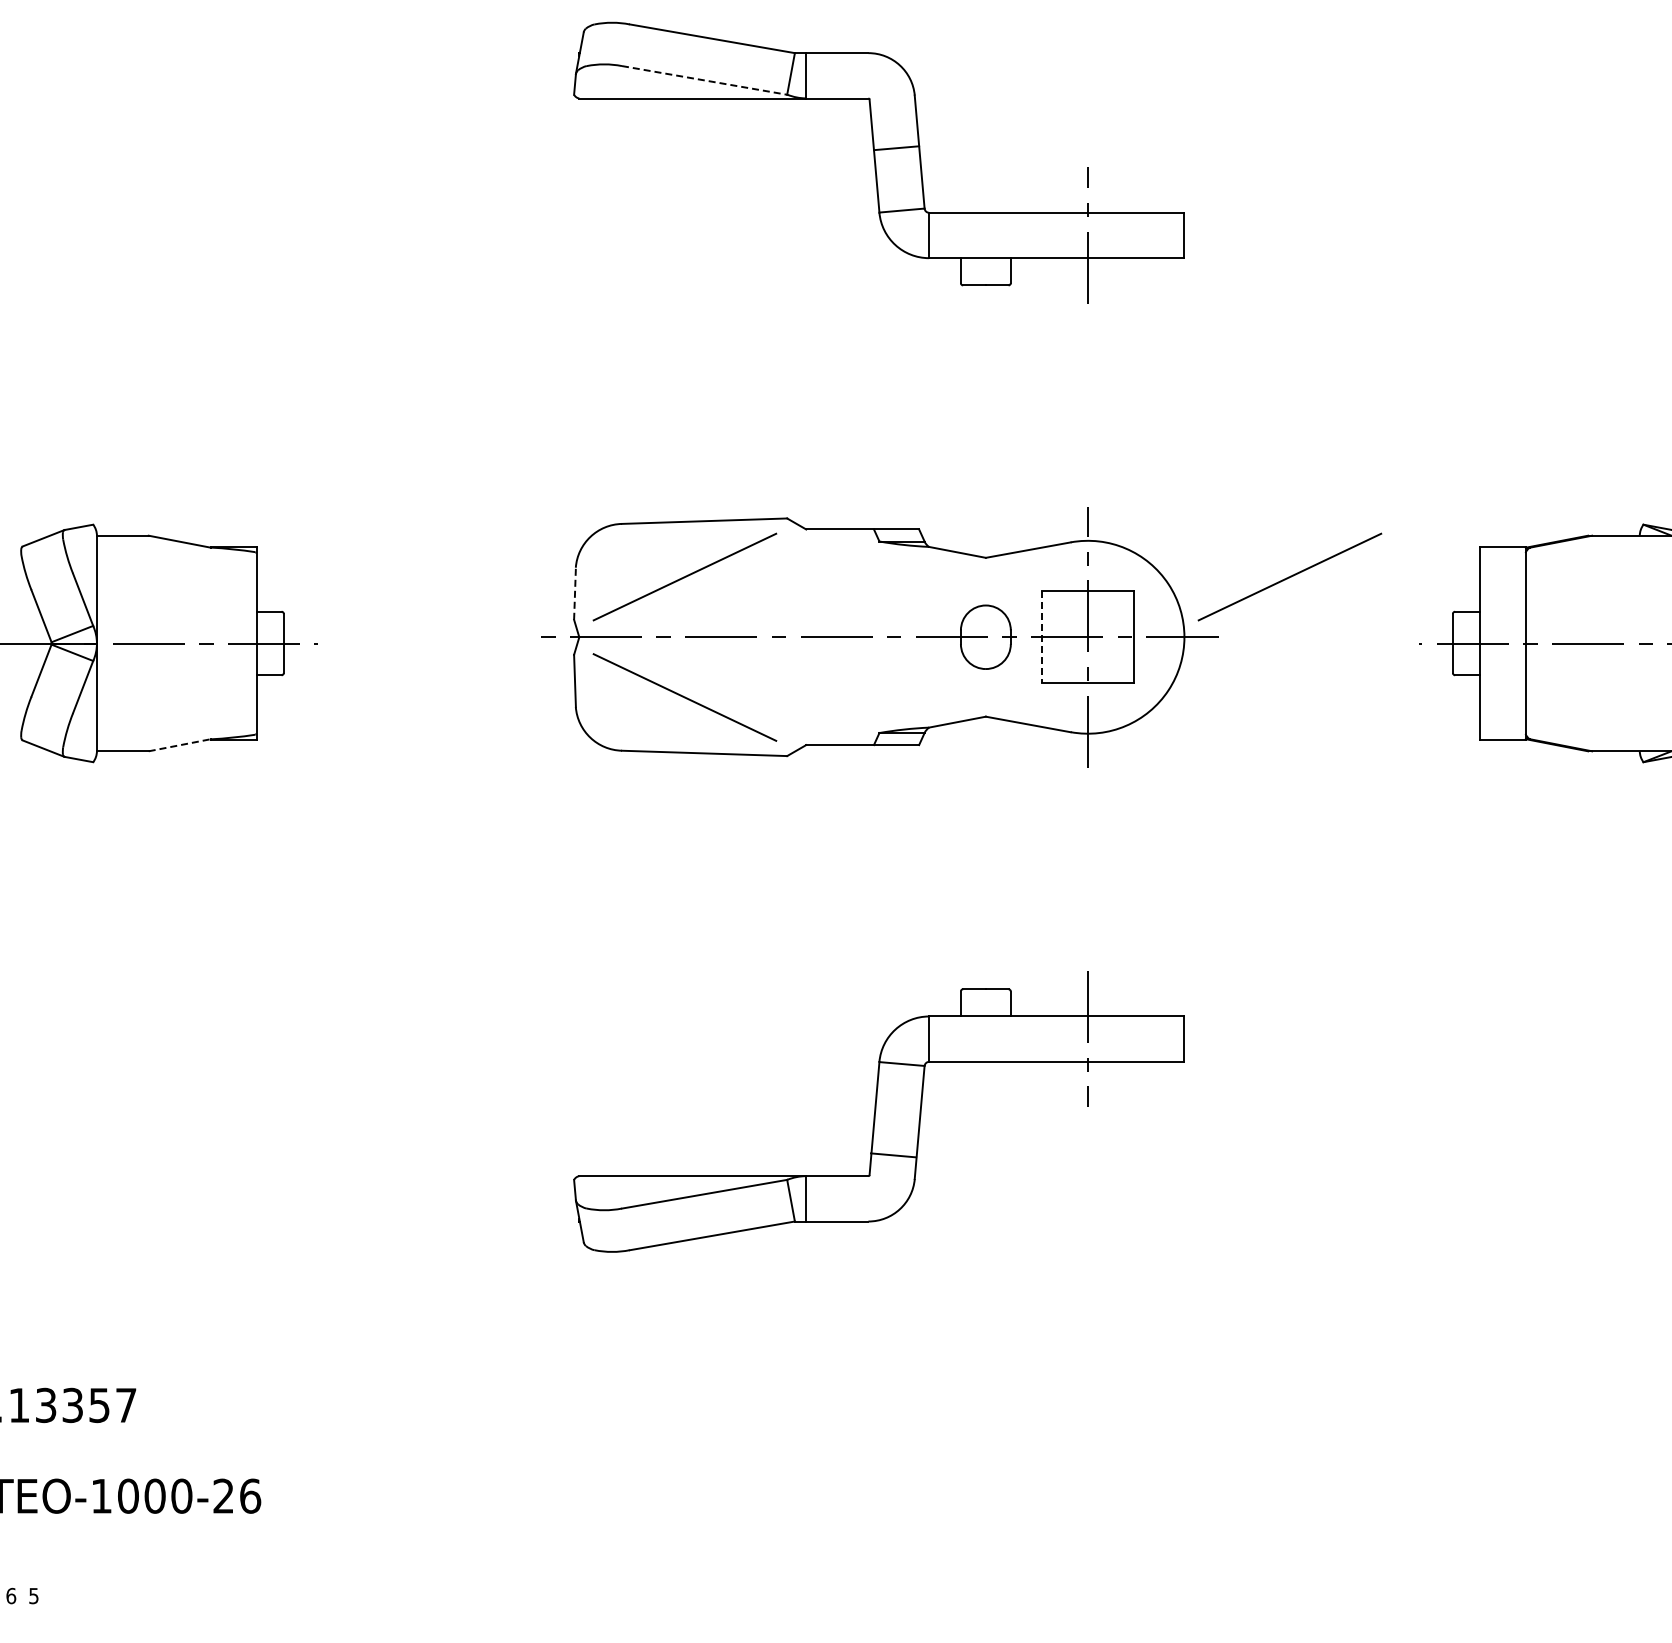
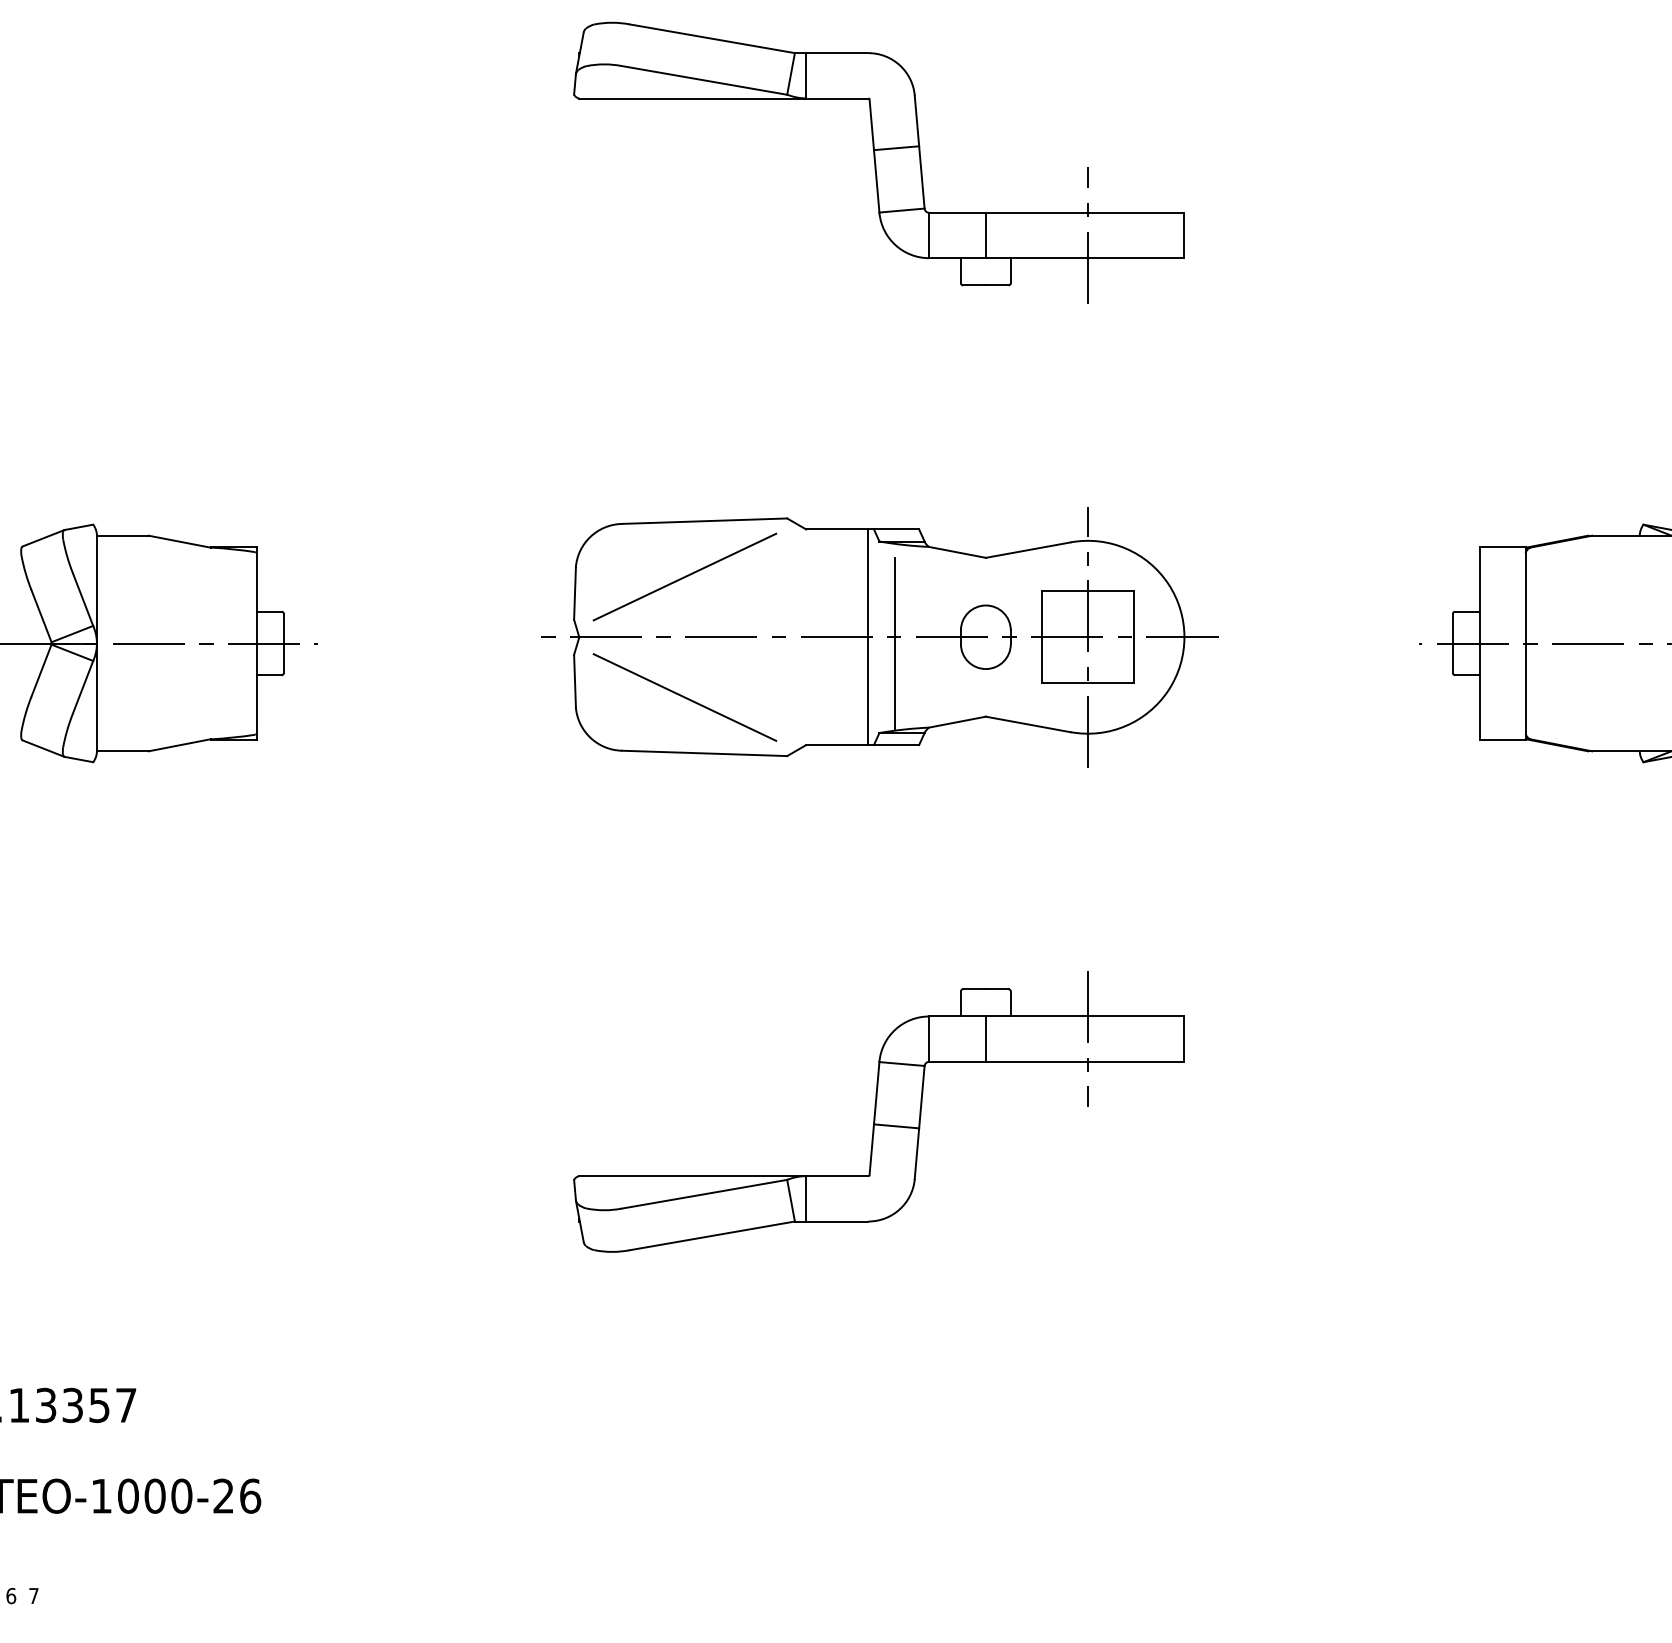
line: dashed -> solid (704, 80)
line: none -> present (985, 235)
line: present -> none (1289, 576)
line: dashed -> solid (575, 593)
line: none -> present (868, 637)
line: dashed -> solid (1042, 637)
line: none -> present (895, 643)
line: dashed -> solid (179, 745)
line: none -> present (985, 1038)
line position: (893, 1155) -> (896, 1126) (896, 1126)
text: 5 -> 7 (33, 1596)
